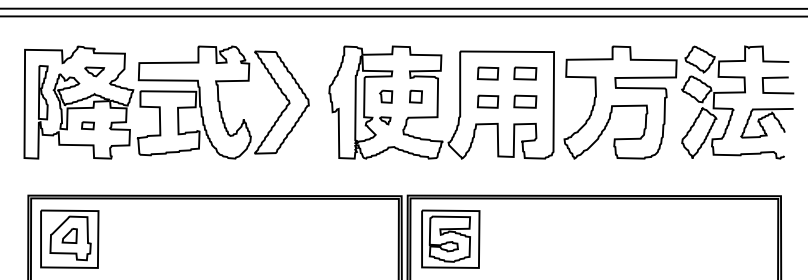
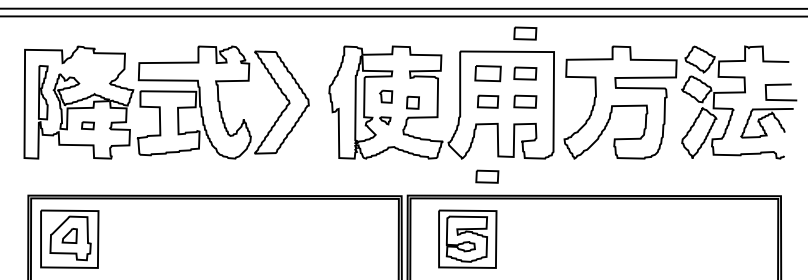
part: none -> present (525, 33)
part: present -> none (94, 71)
part size: 24x15 px -> 28x18 px (487, 73)
line position: (777, 78) -> (780, 85) (780, 85)
part position: (415, 96) -> (412, 102) (412, 102)
part: none -> present (487, 176)
part position: (450, 238) -> (467, 238) (467, 238)
